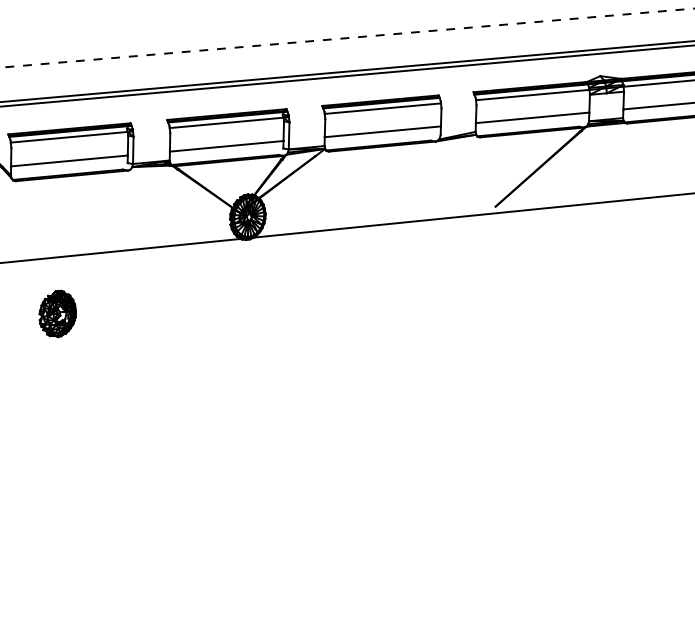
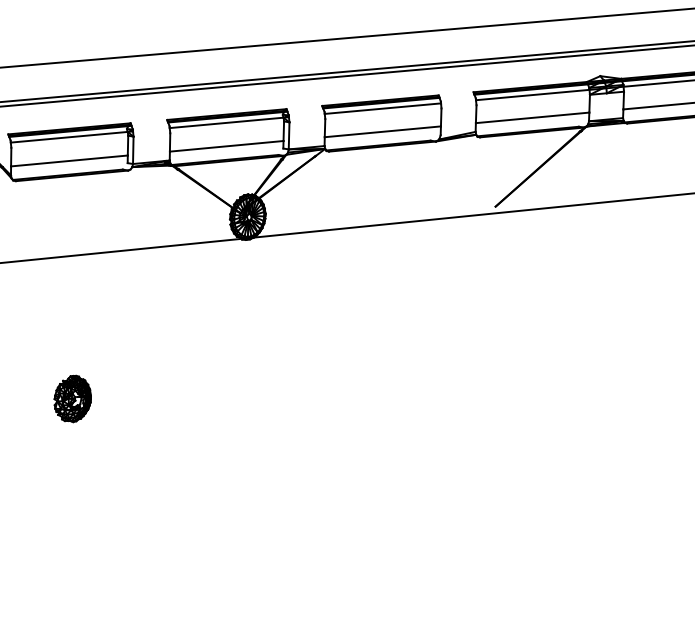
line: dashed -> solid (348, 38)
part position: (57, 313) -> (72, 398) (72, 398)
